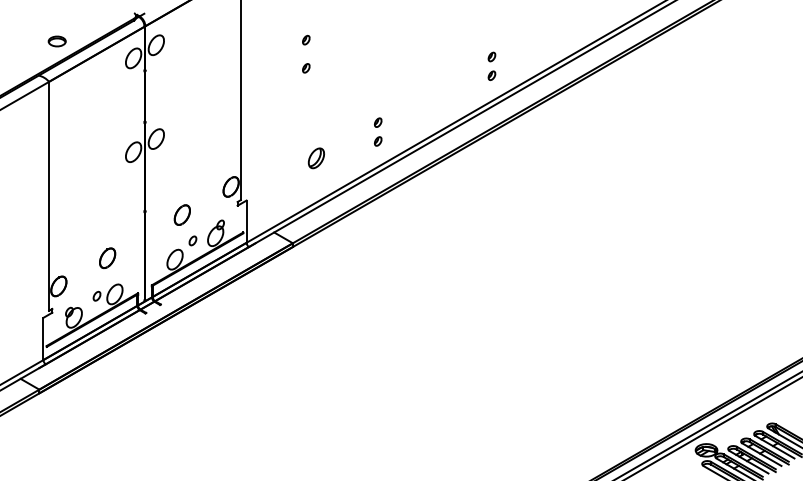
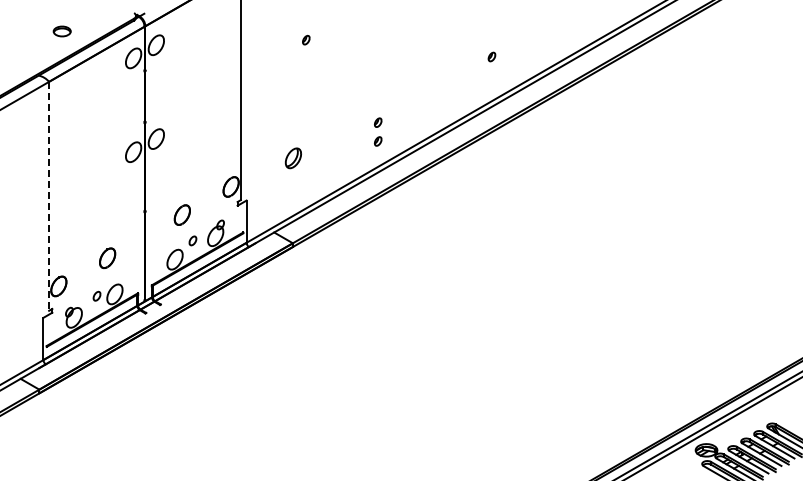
part position: (56, 41) -> (61, 31) (61, 31)
part: present -> none (306, 68)
part: present -> none (491, 75)
part position: (315, 158) -> (292, 158) (292, 158)
line: solid -> dashed (49, 196)
